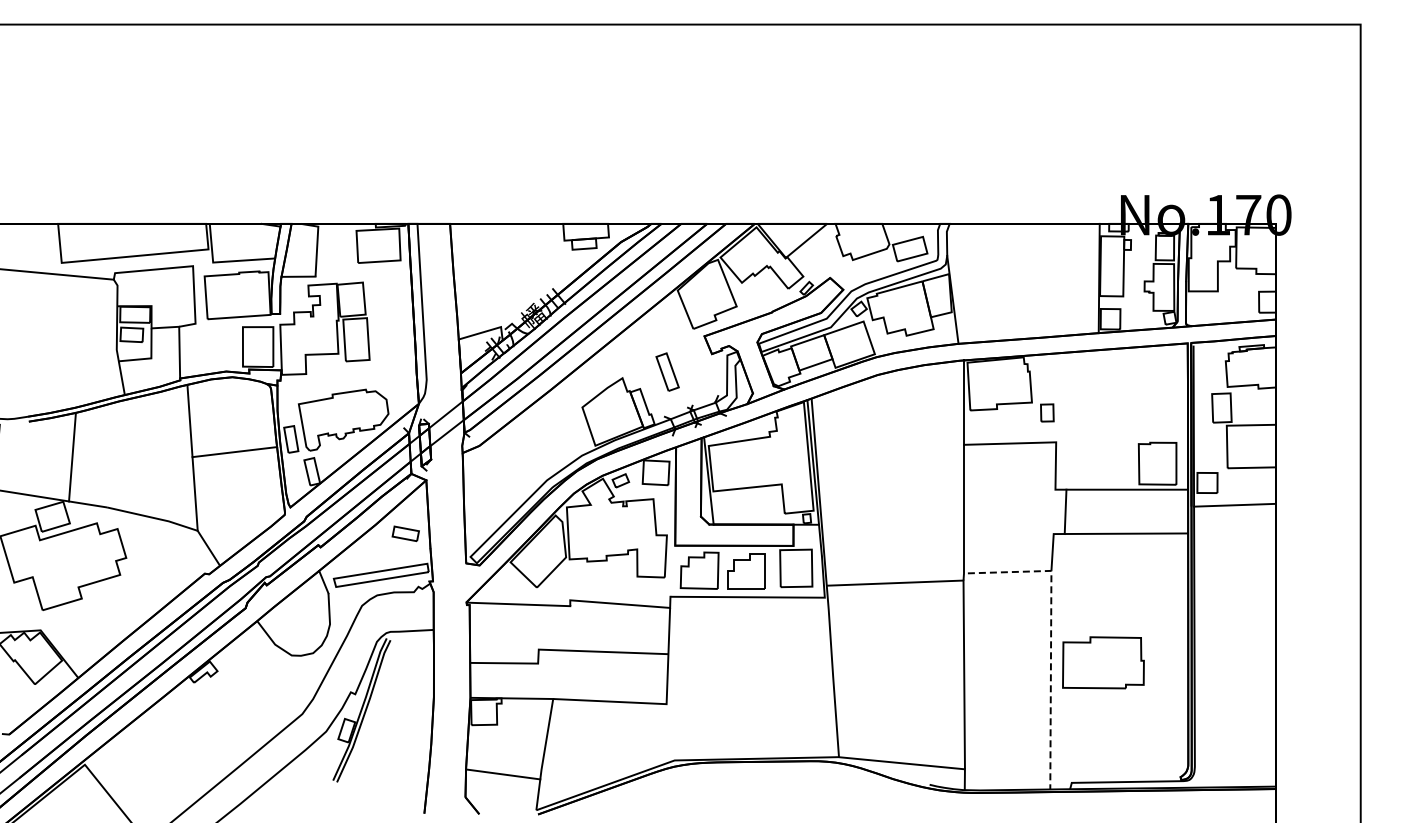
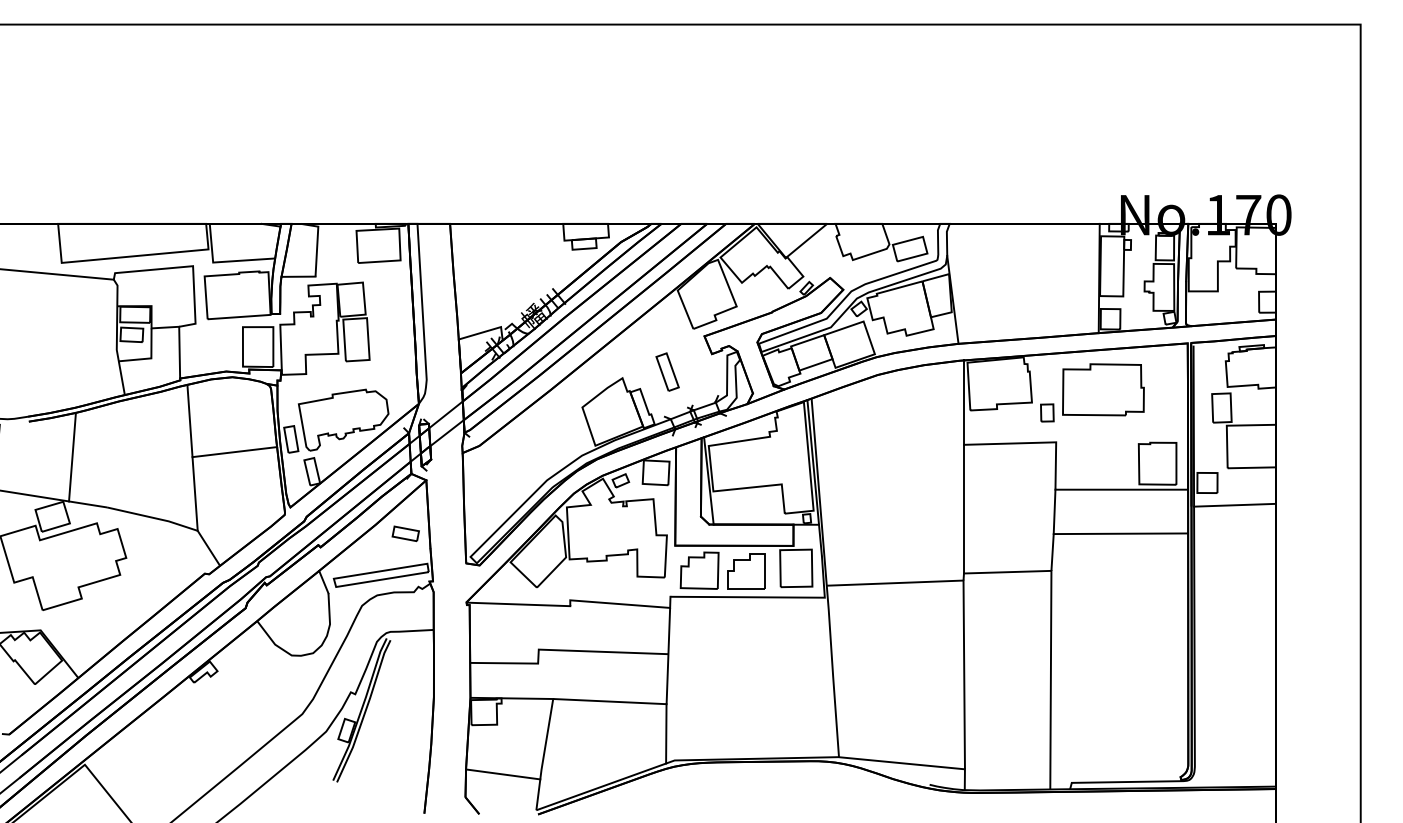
line position: (1065, 511) -> (1054, 511) (1054, 511)
line: dashed -> solid (1051, 631)
part position: (1103, 662) -> (1103, 389) (1103, 389)
line: none -> present (666, 733)
